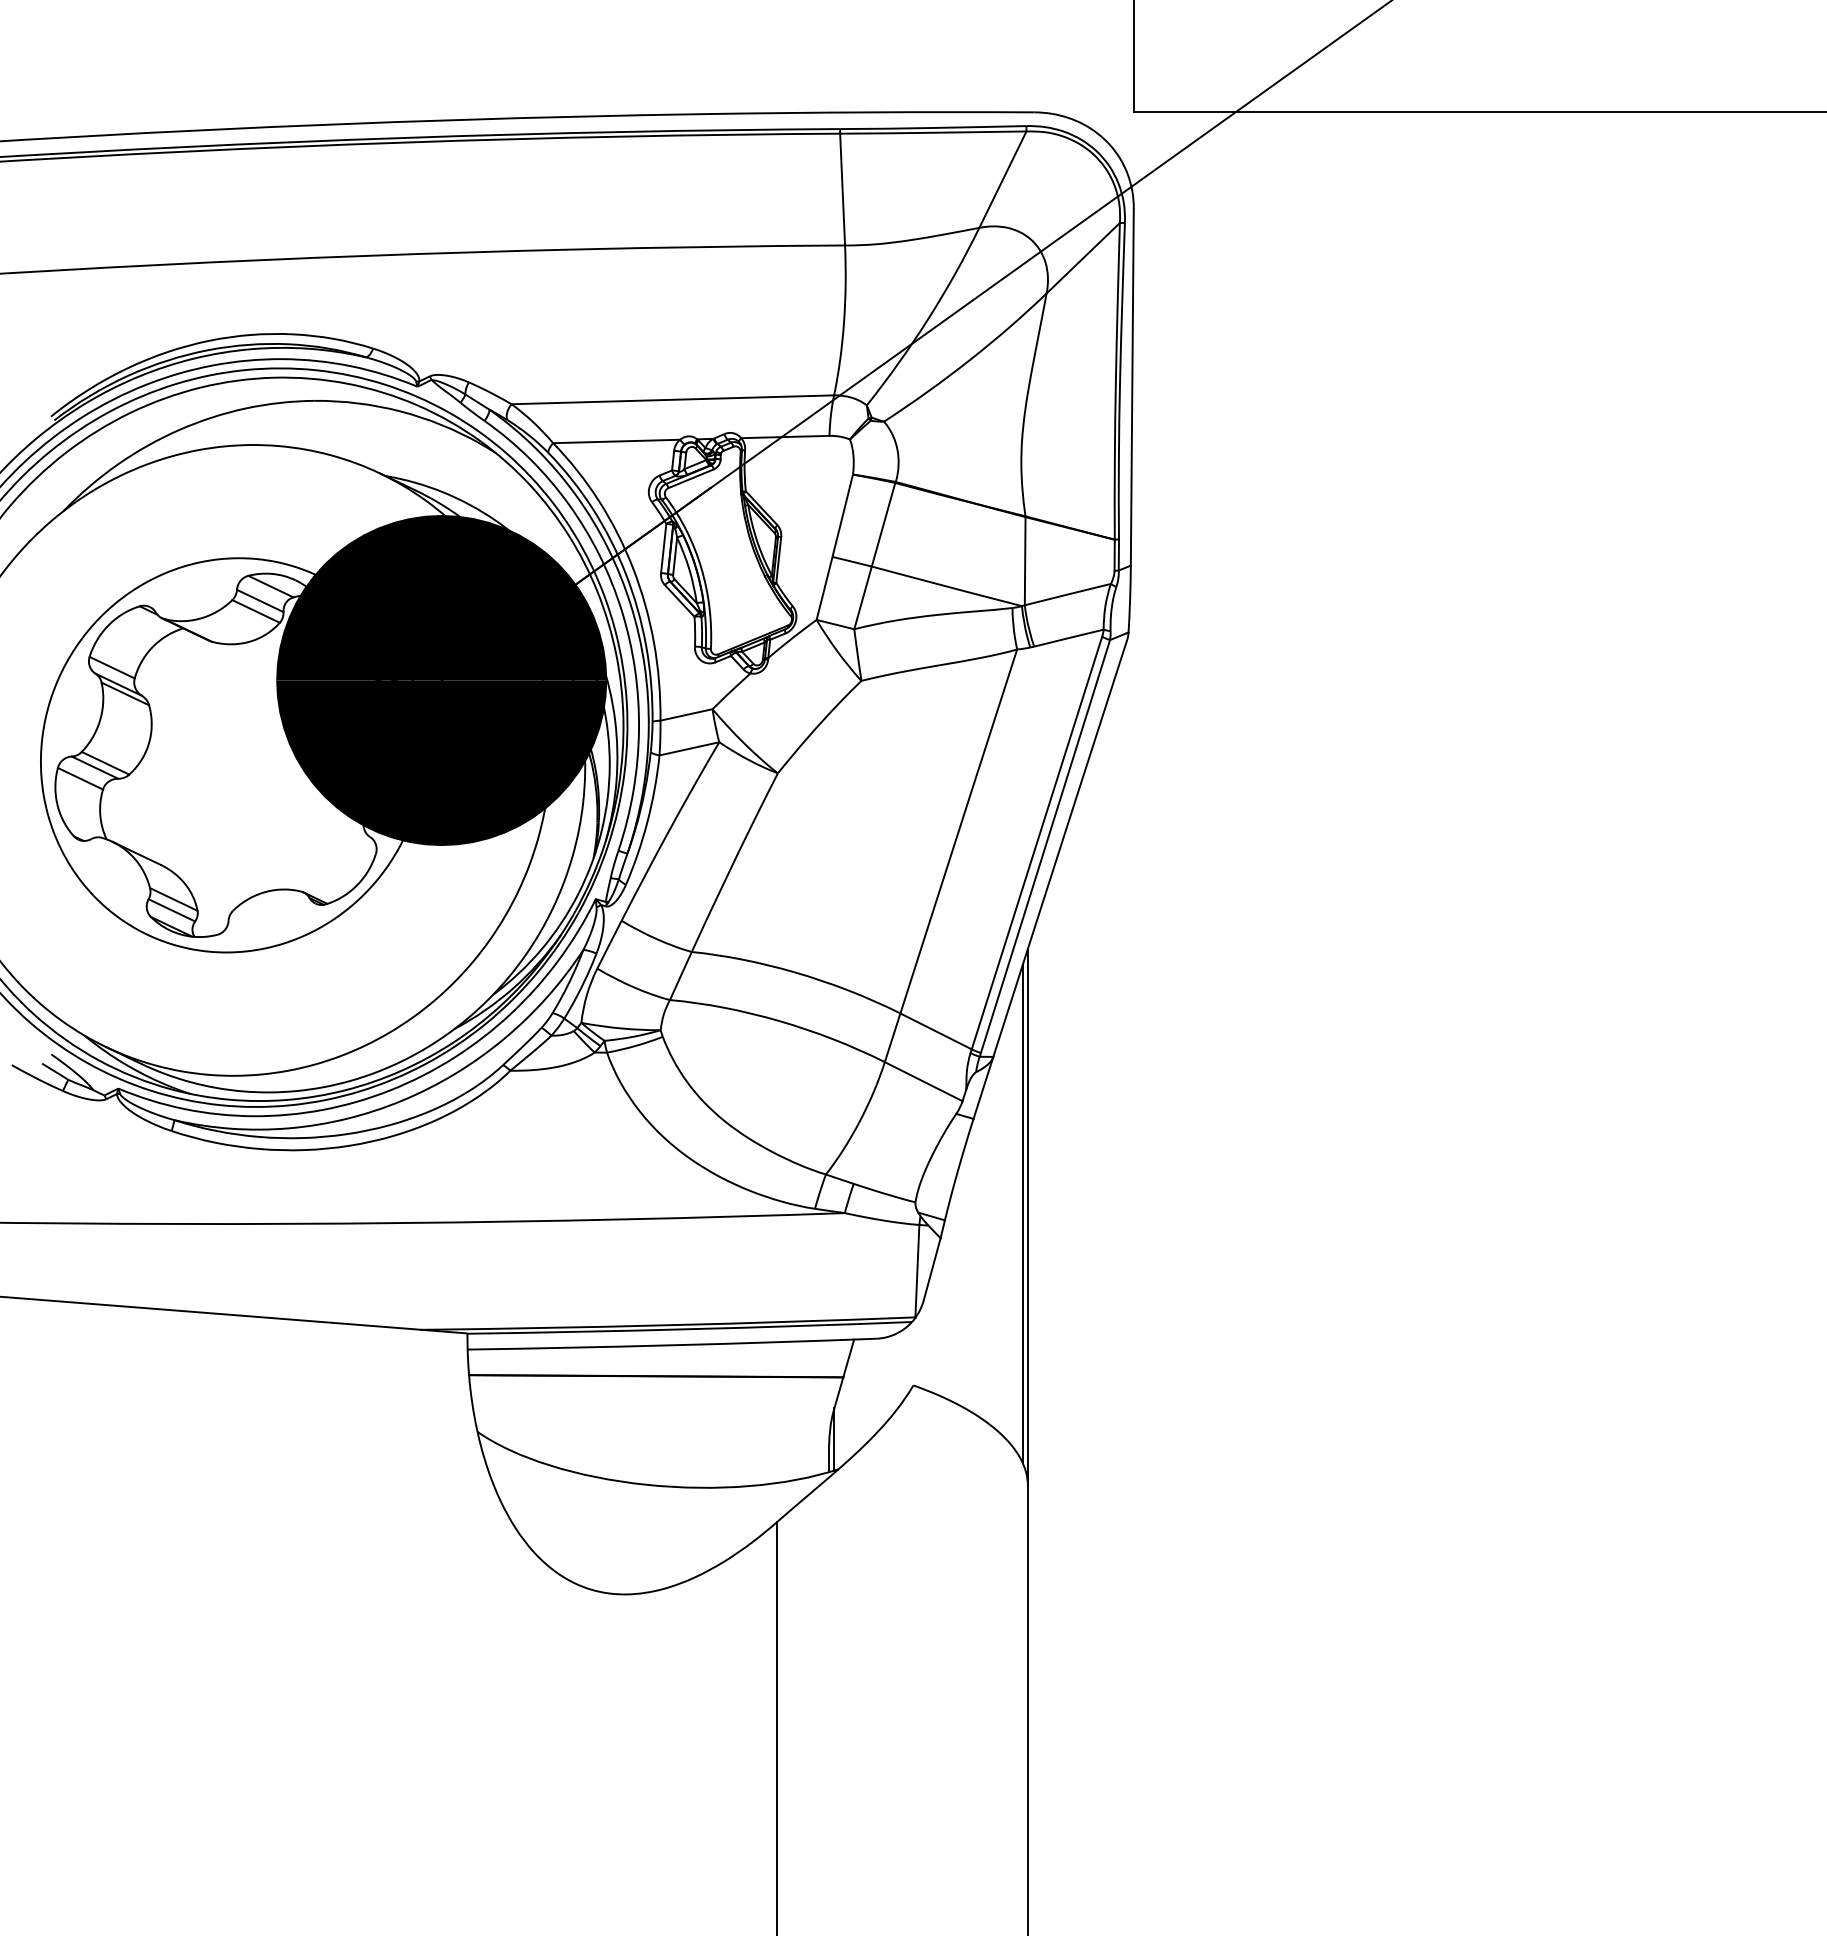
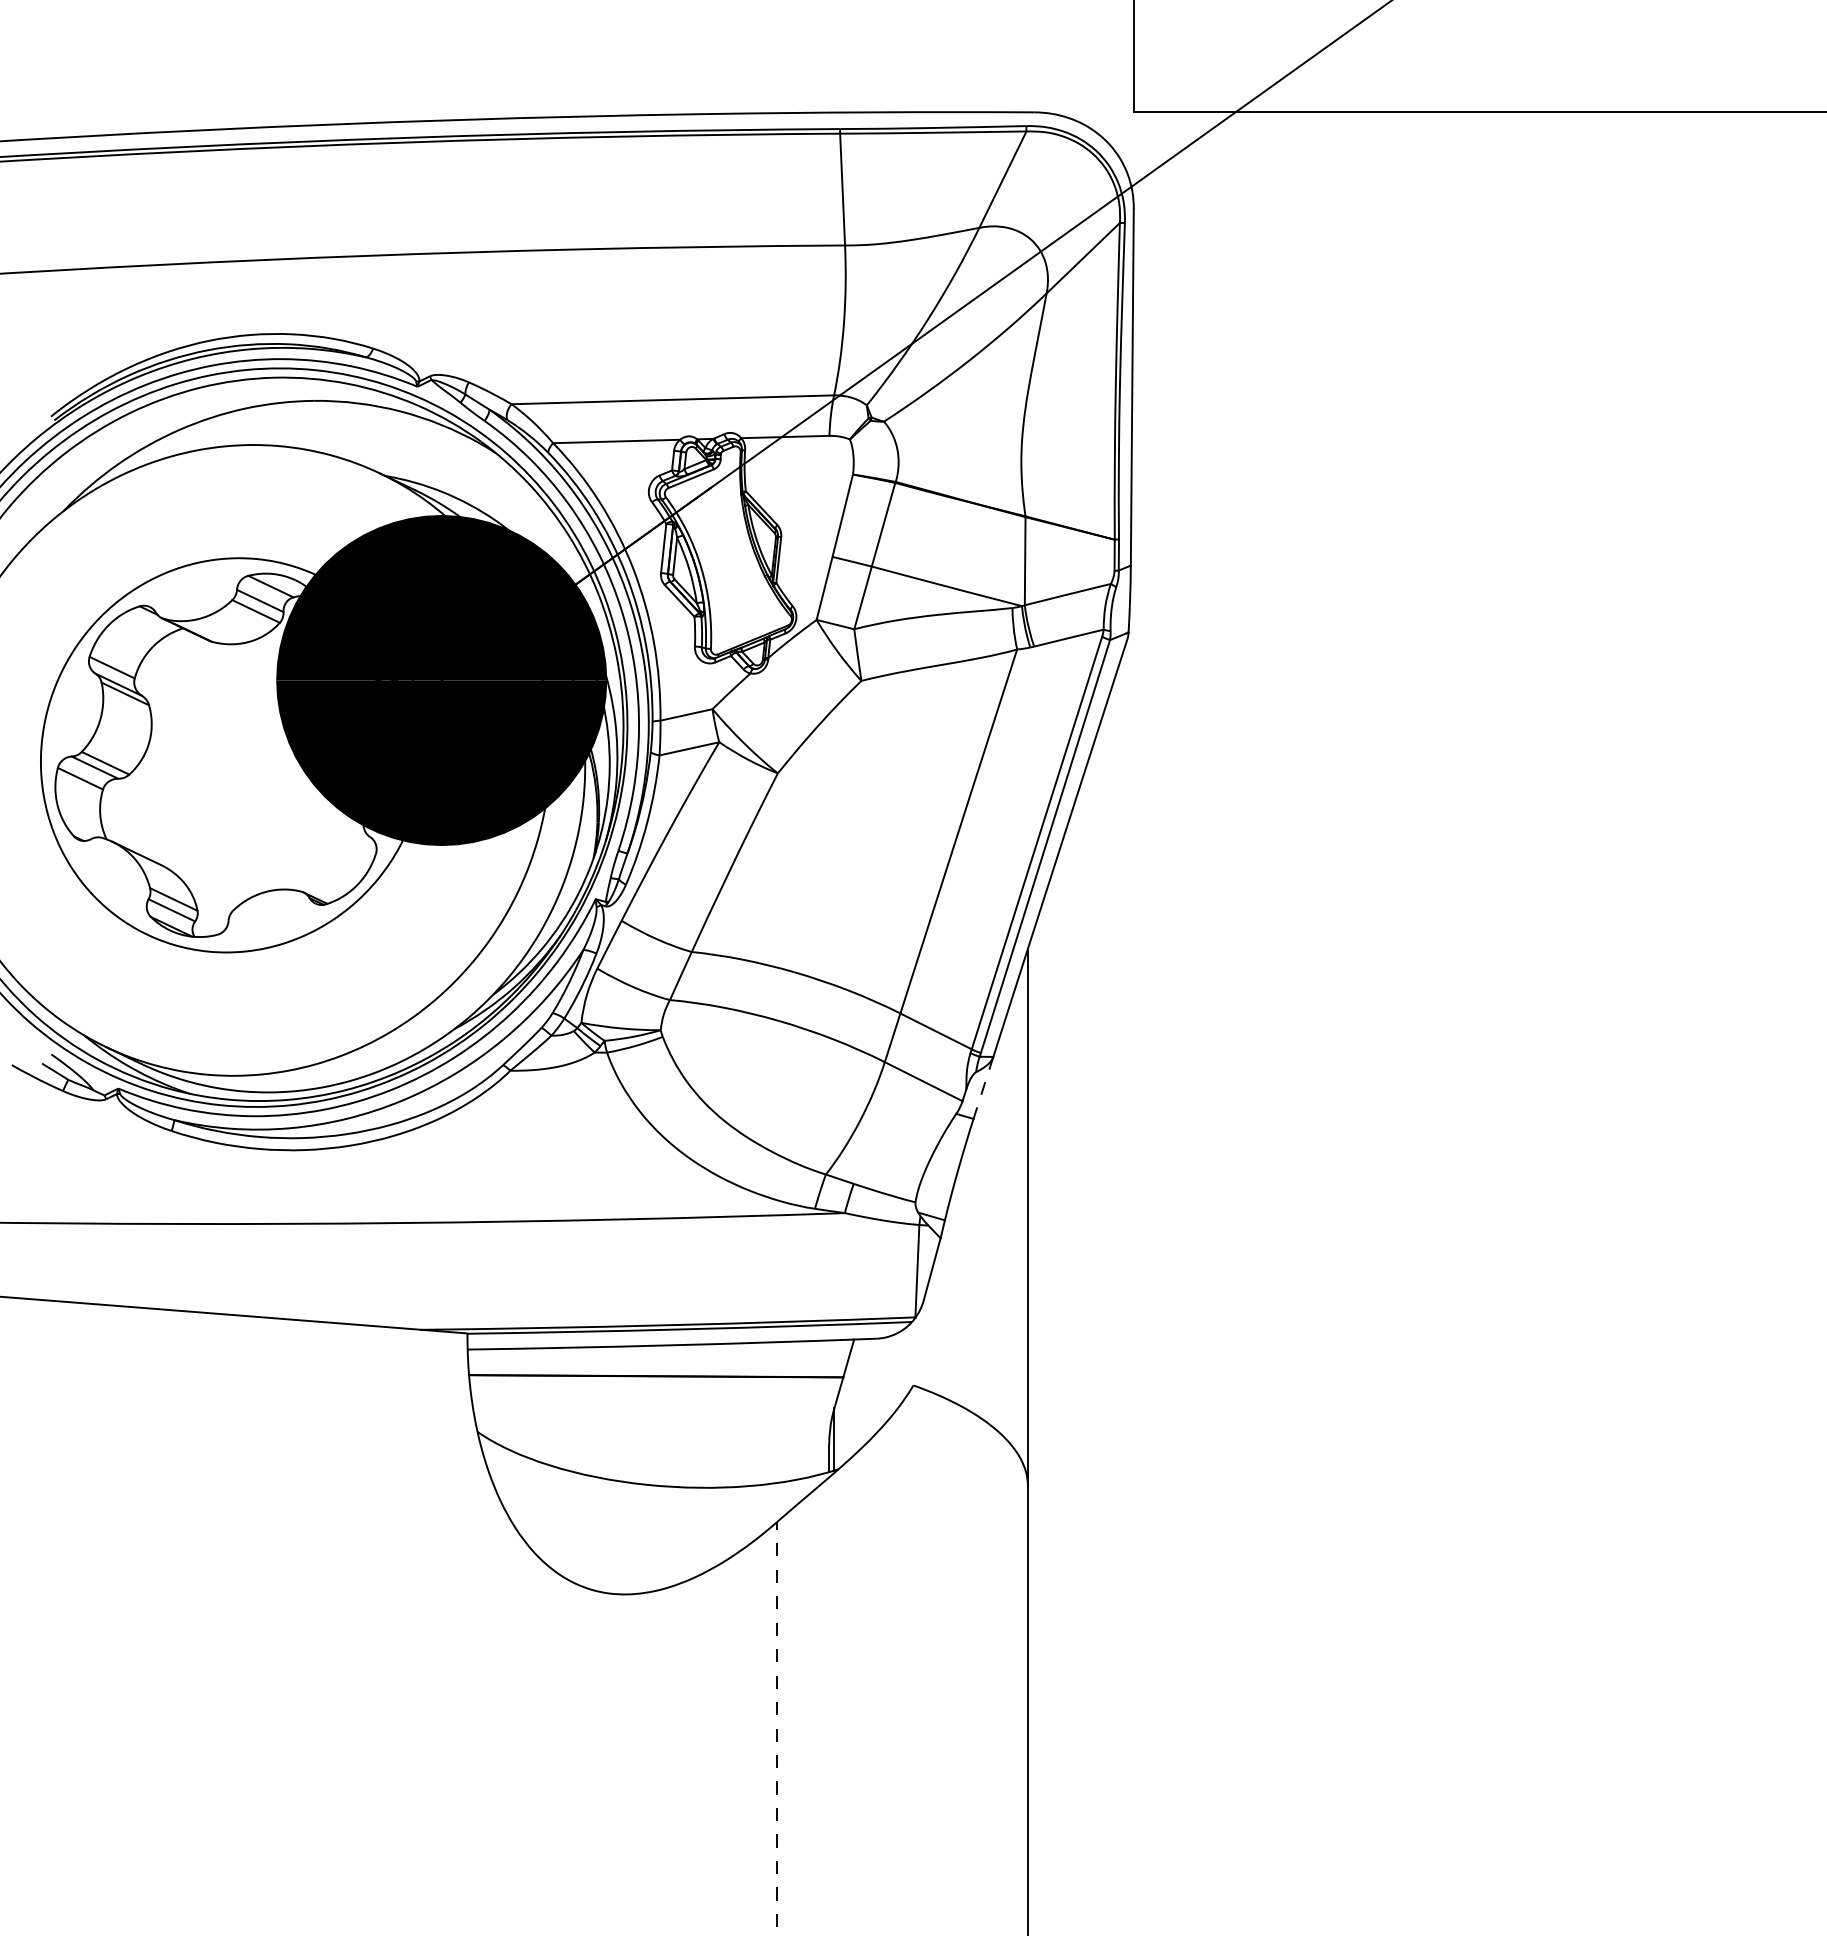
line: solid -> dashed (983, 1087)
line: present -> none (1022, 1213)
line: solid -> dashed (776, 1728)
